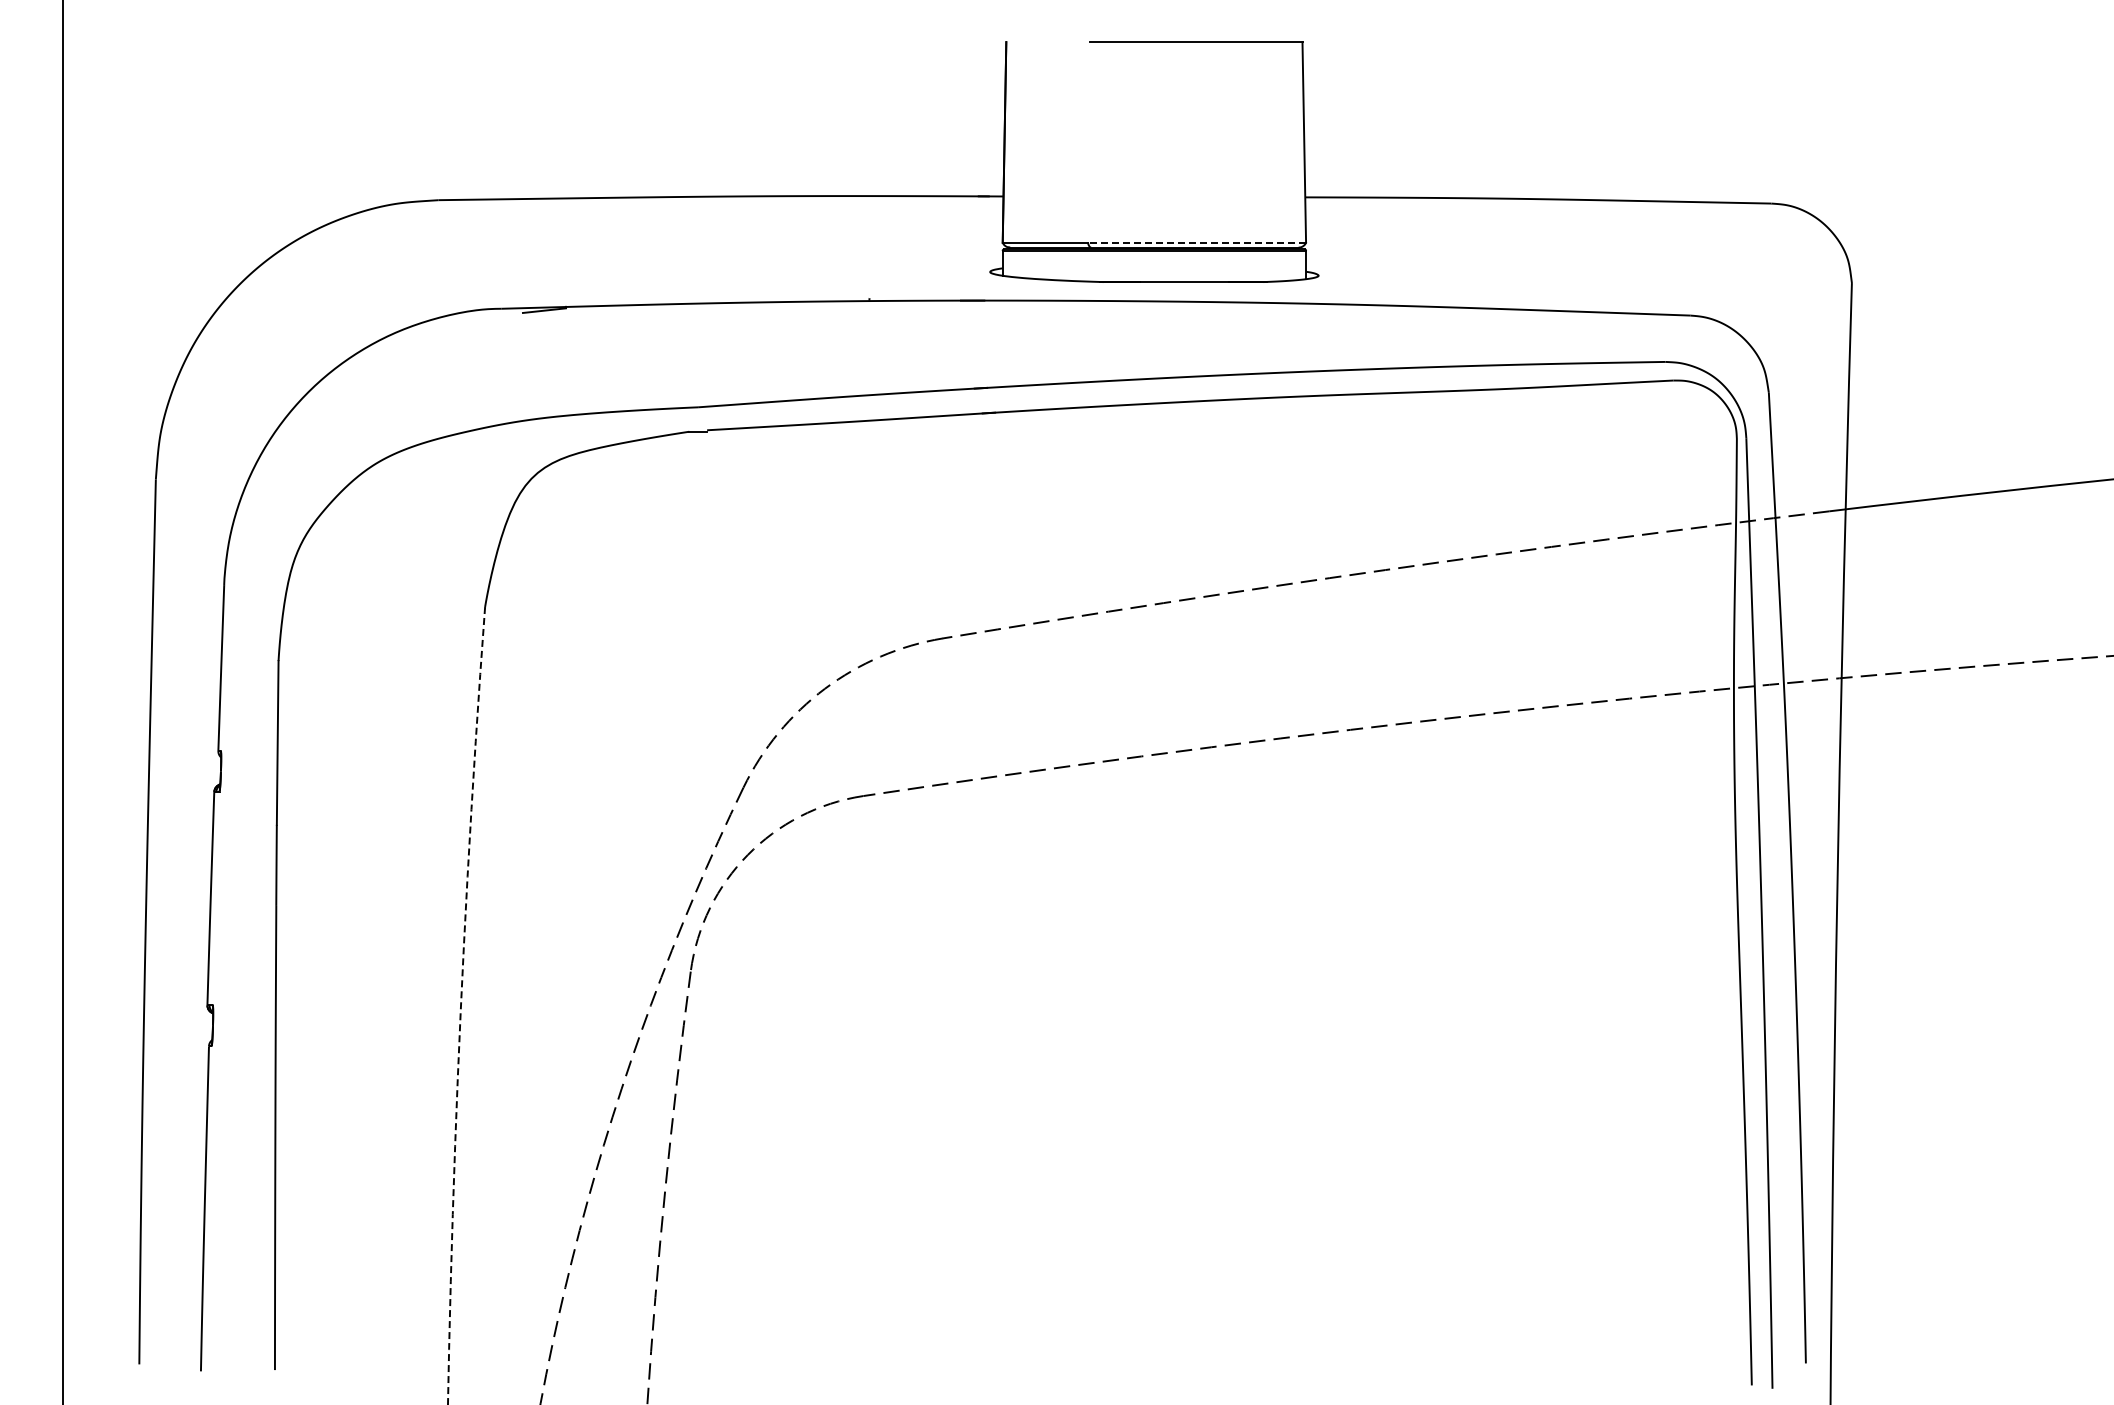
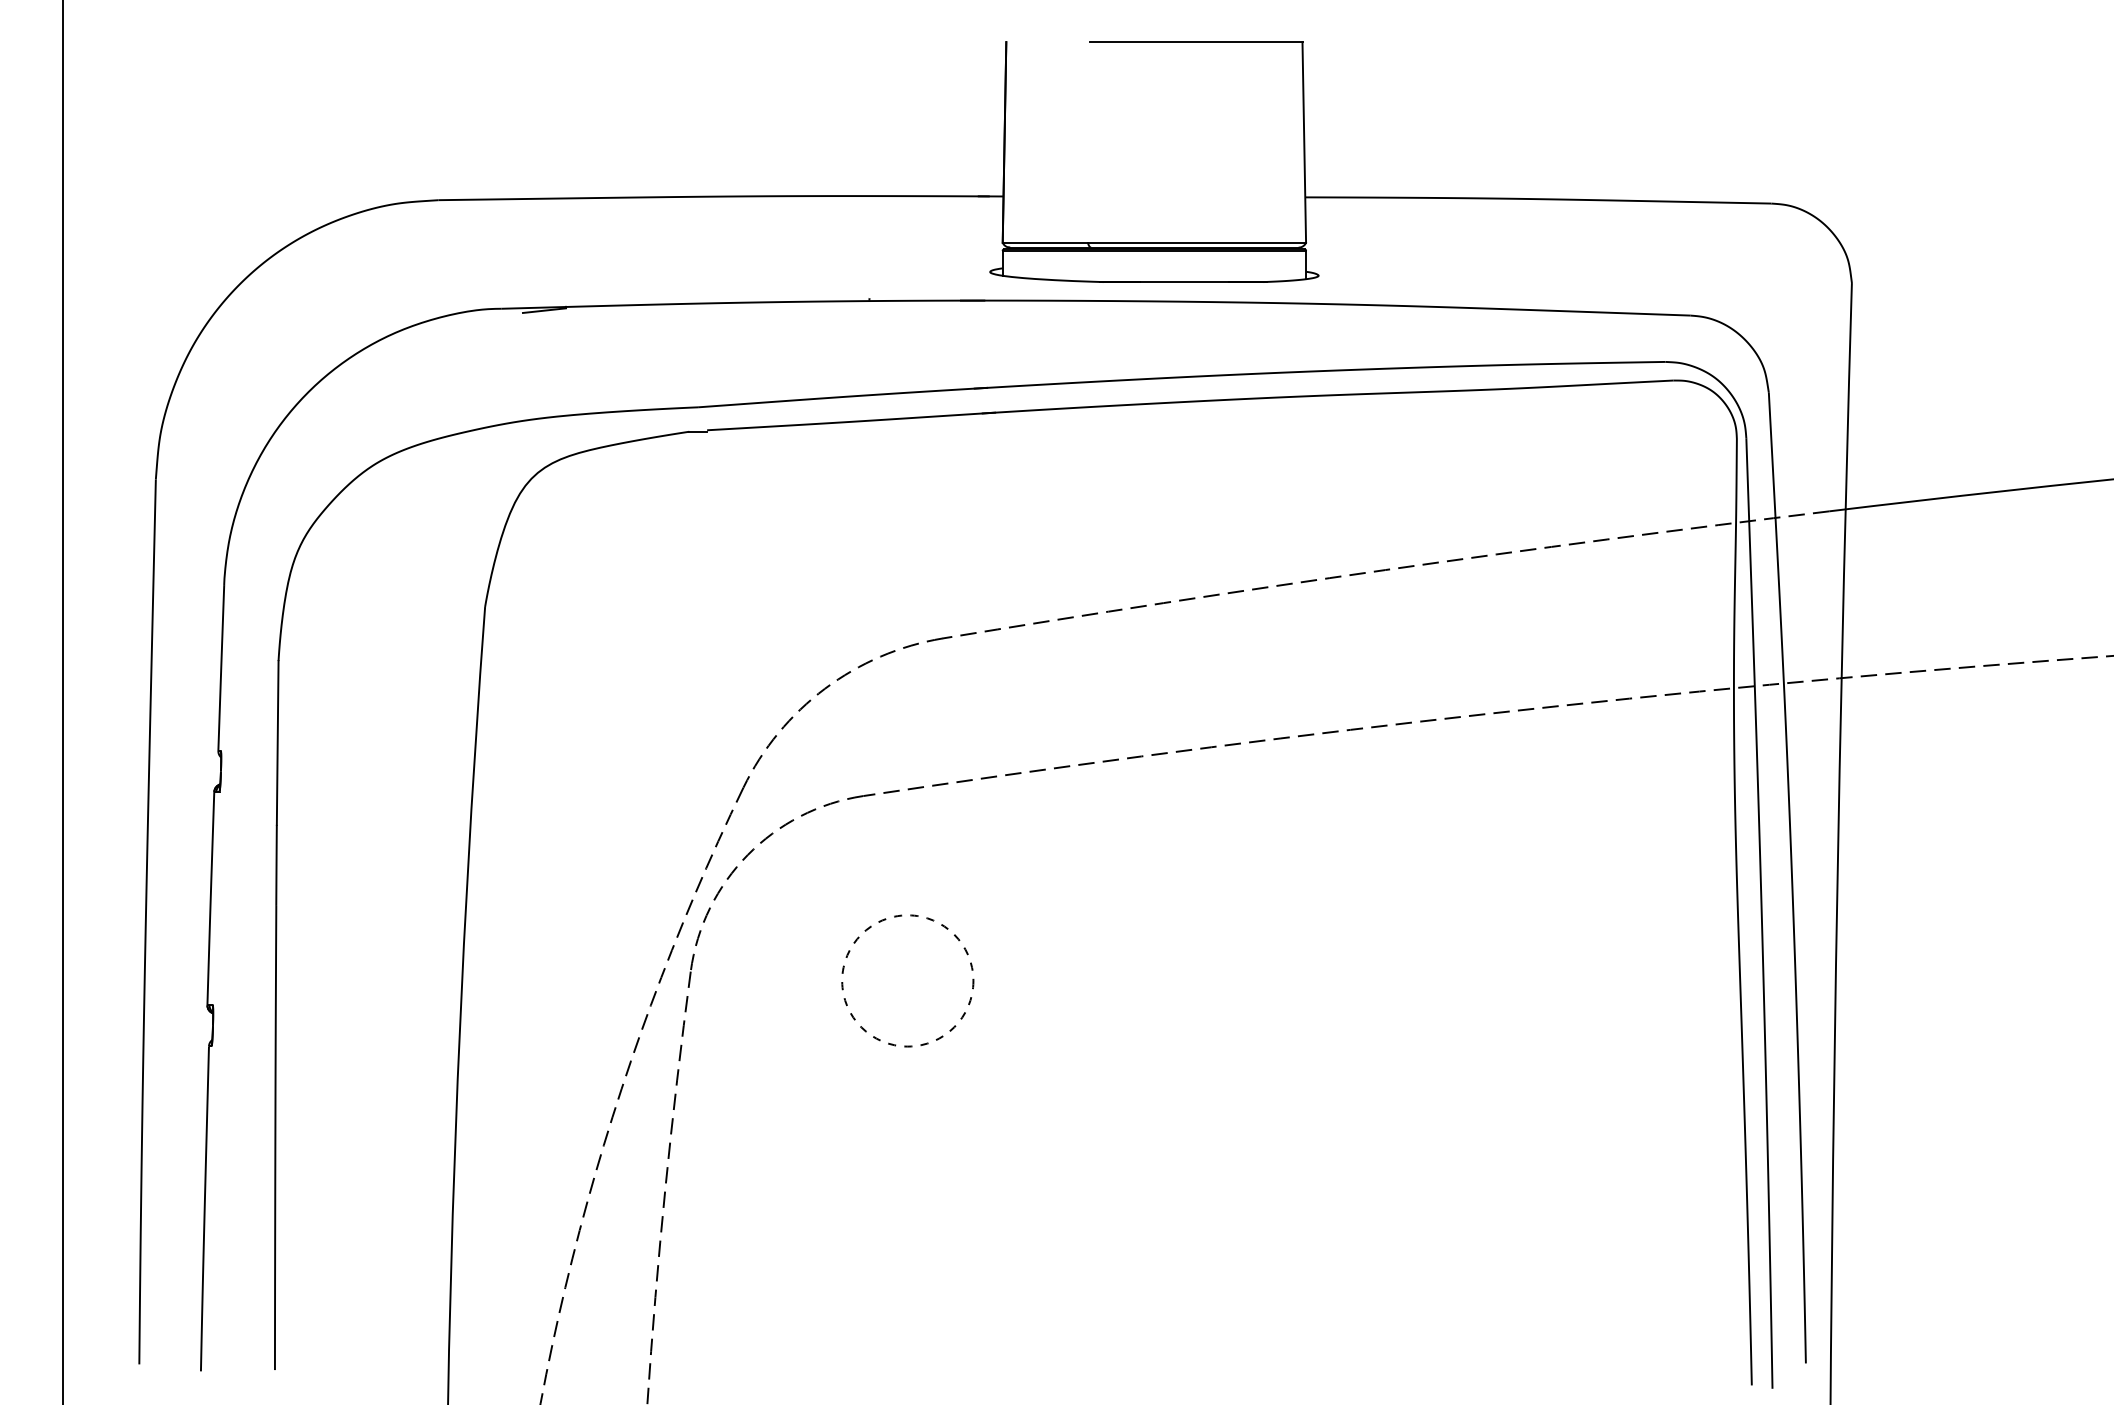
line: dashed -> solid (1196, 242)
circle: none -> present (907, 980)
arc: dashed -> solid (461, 1005)
